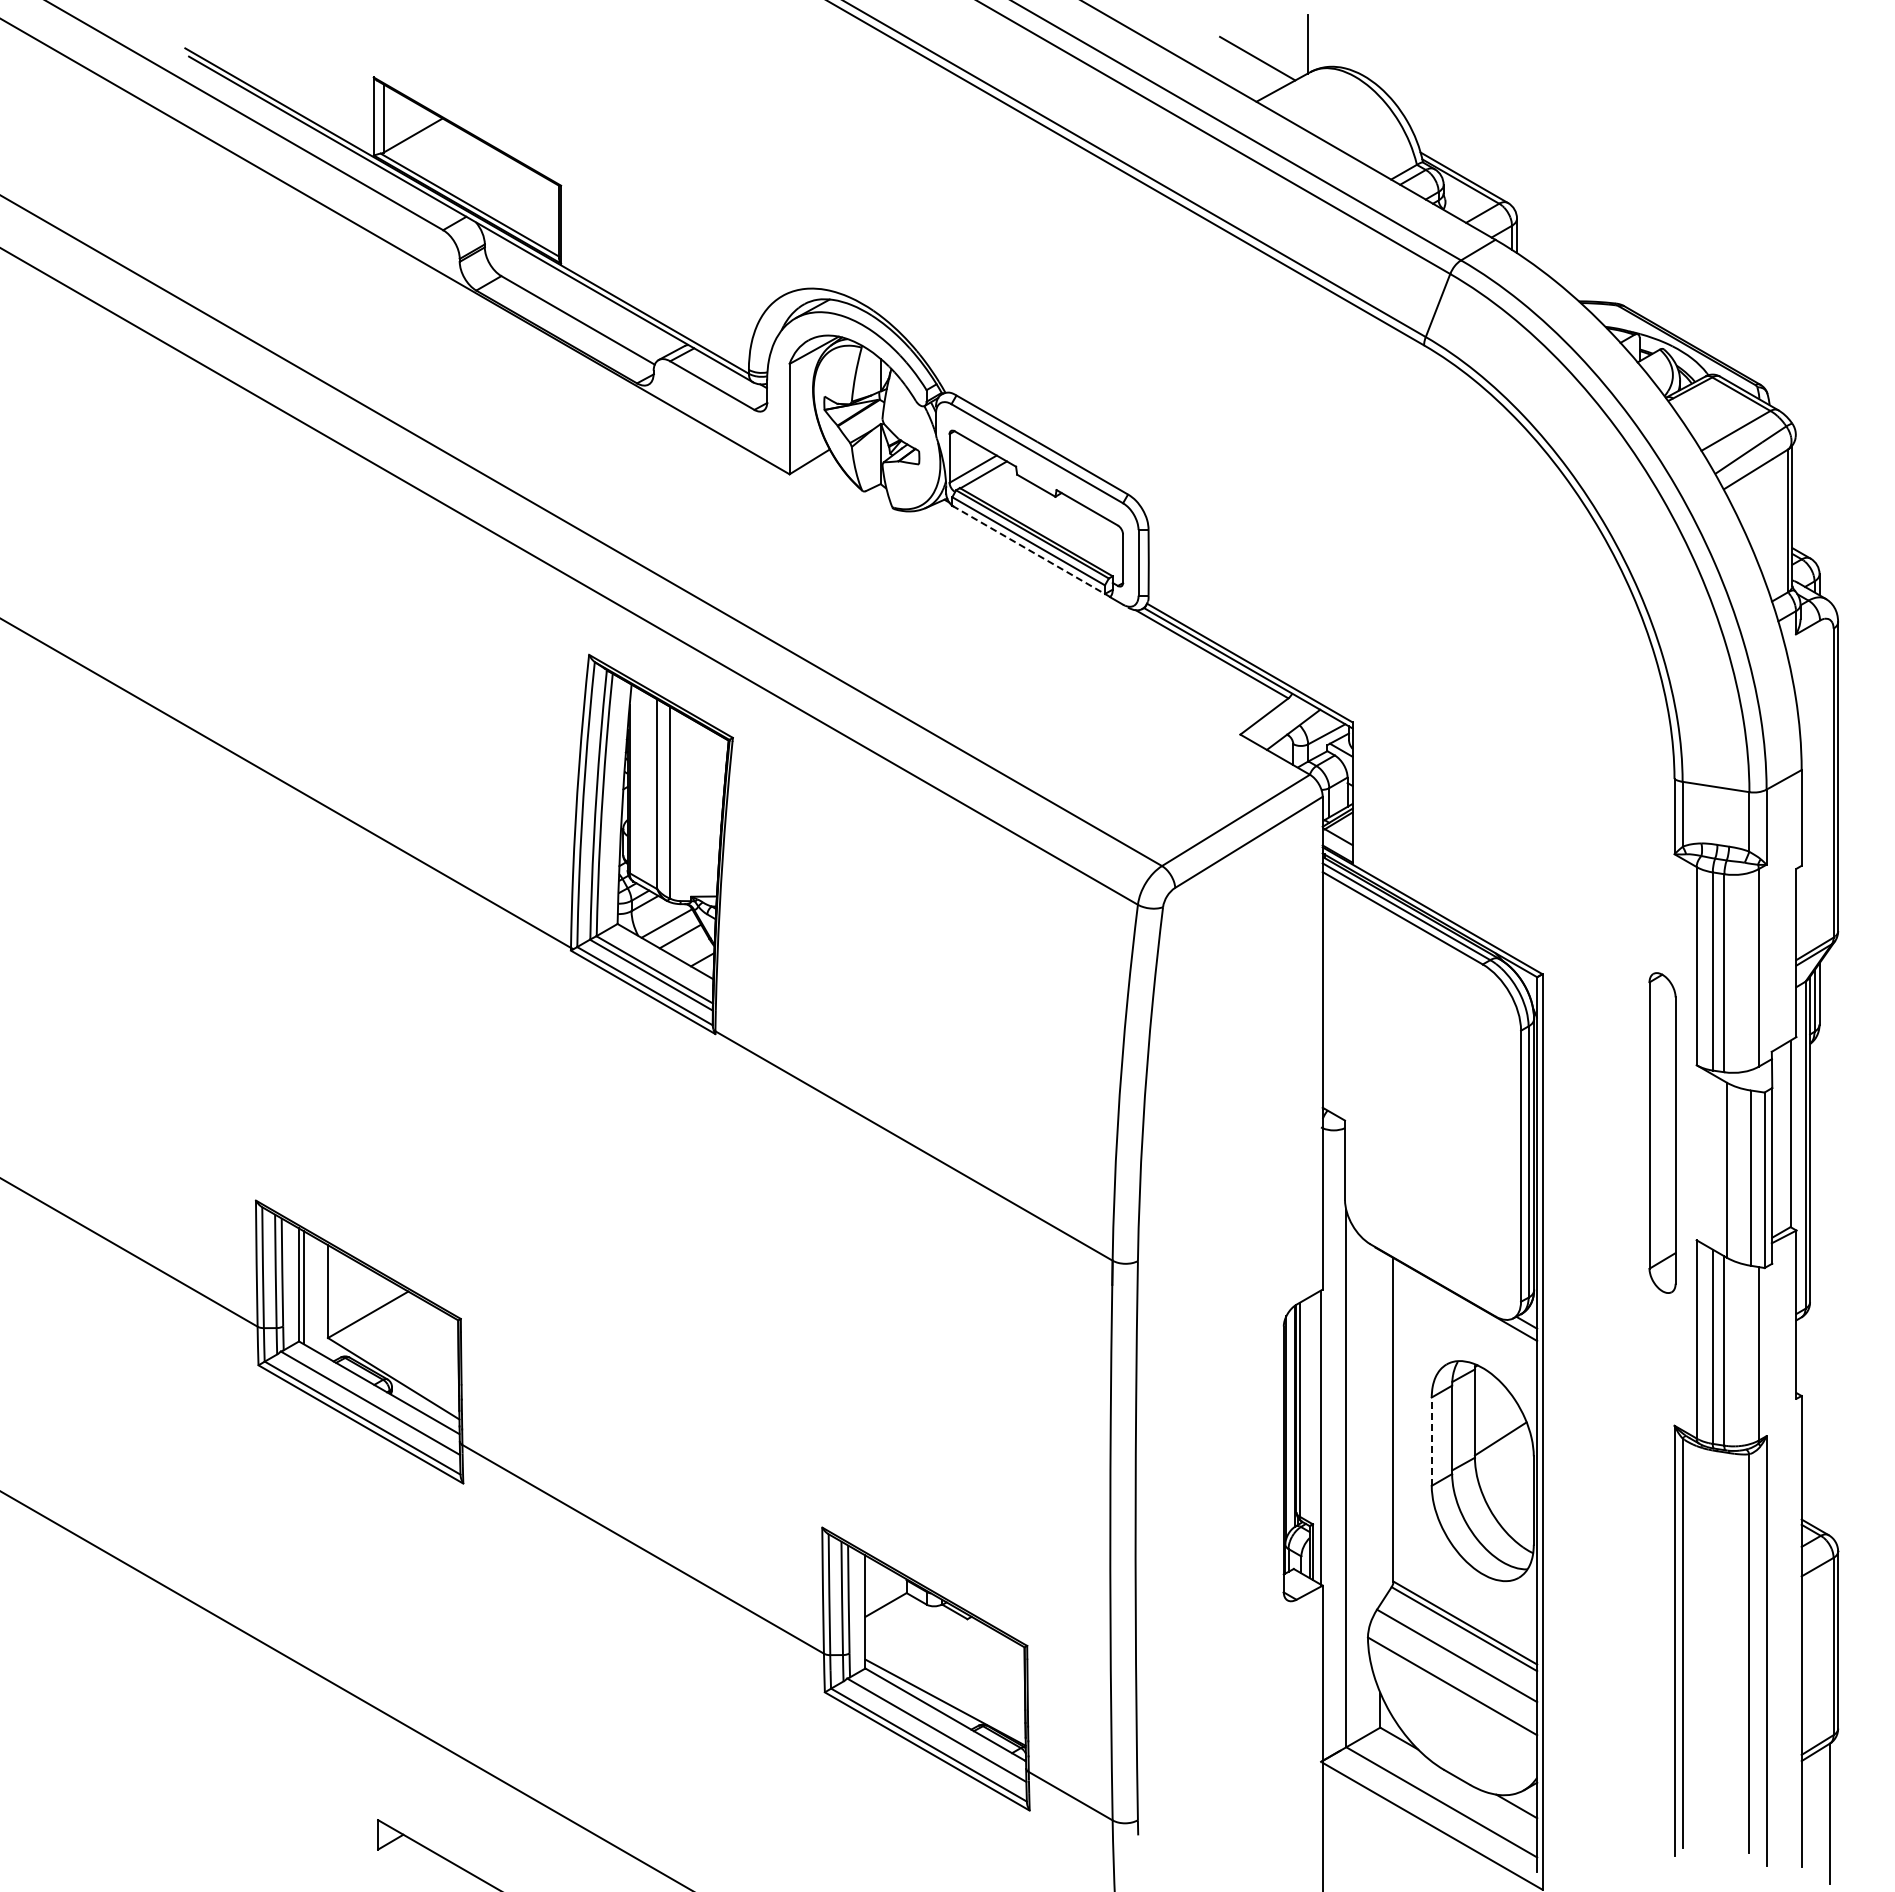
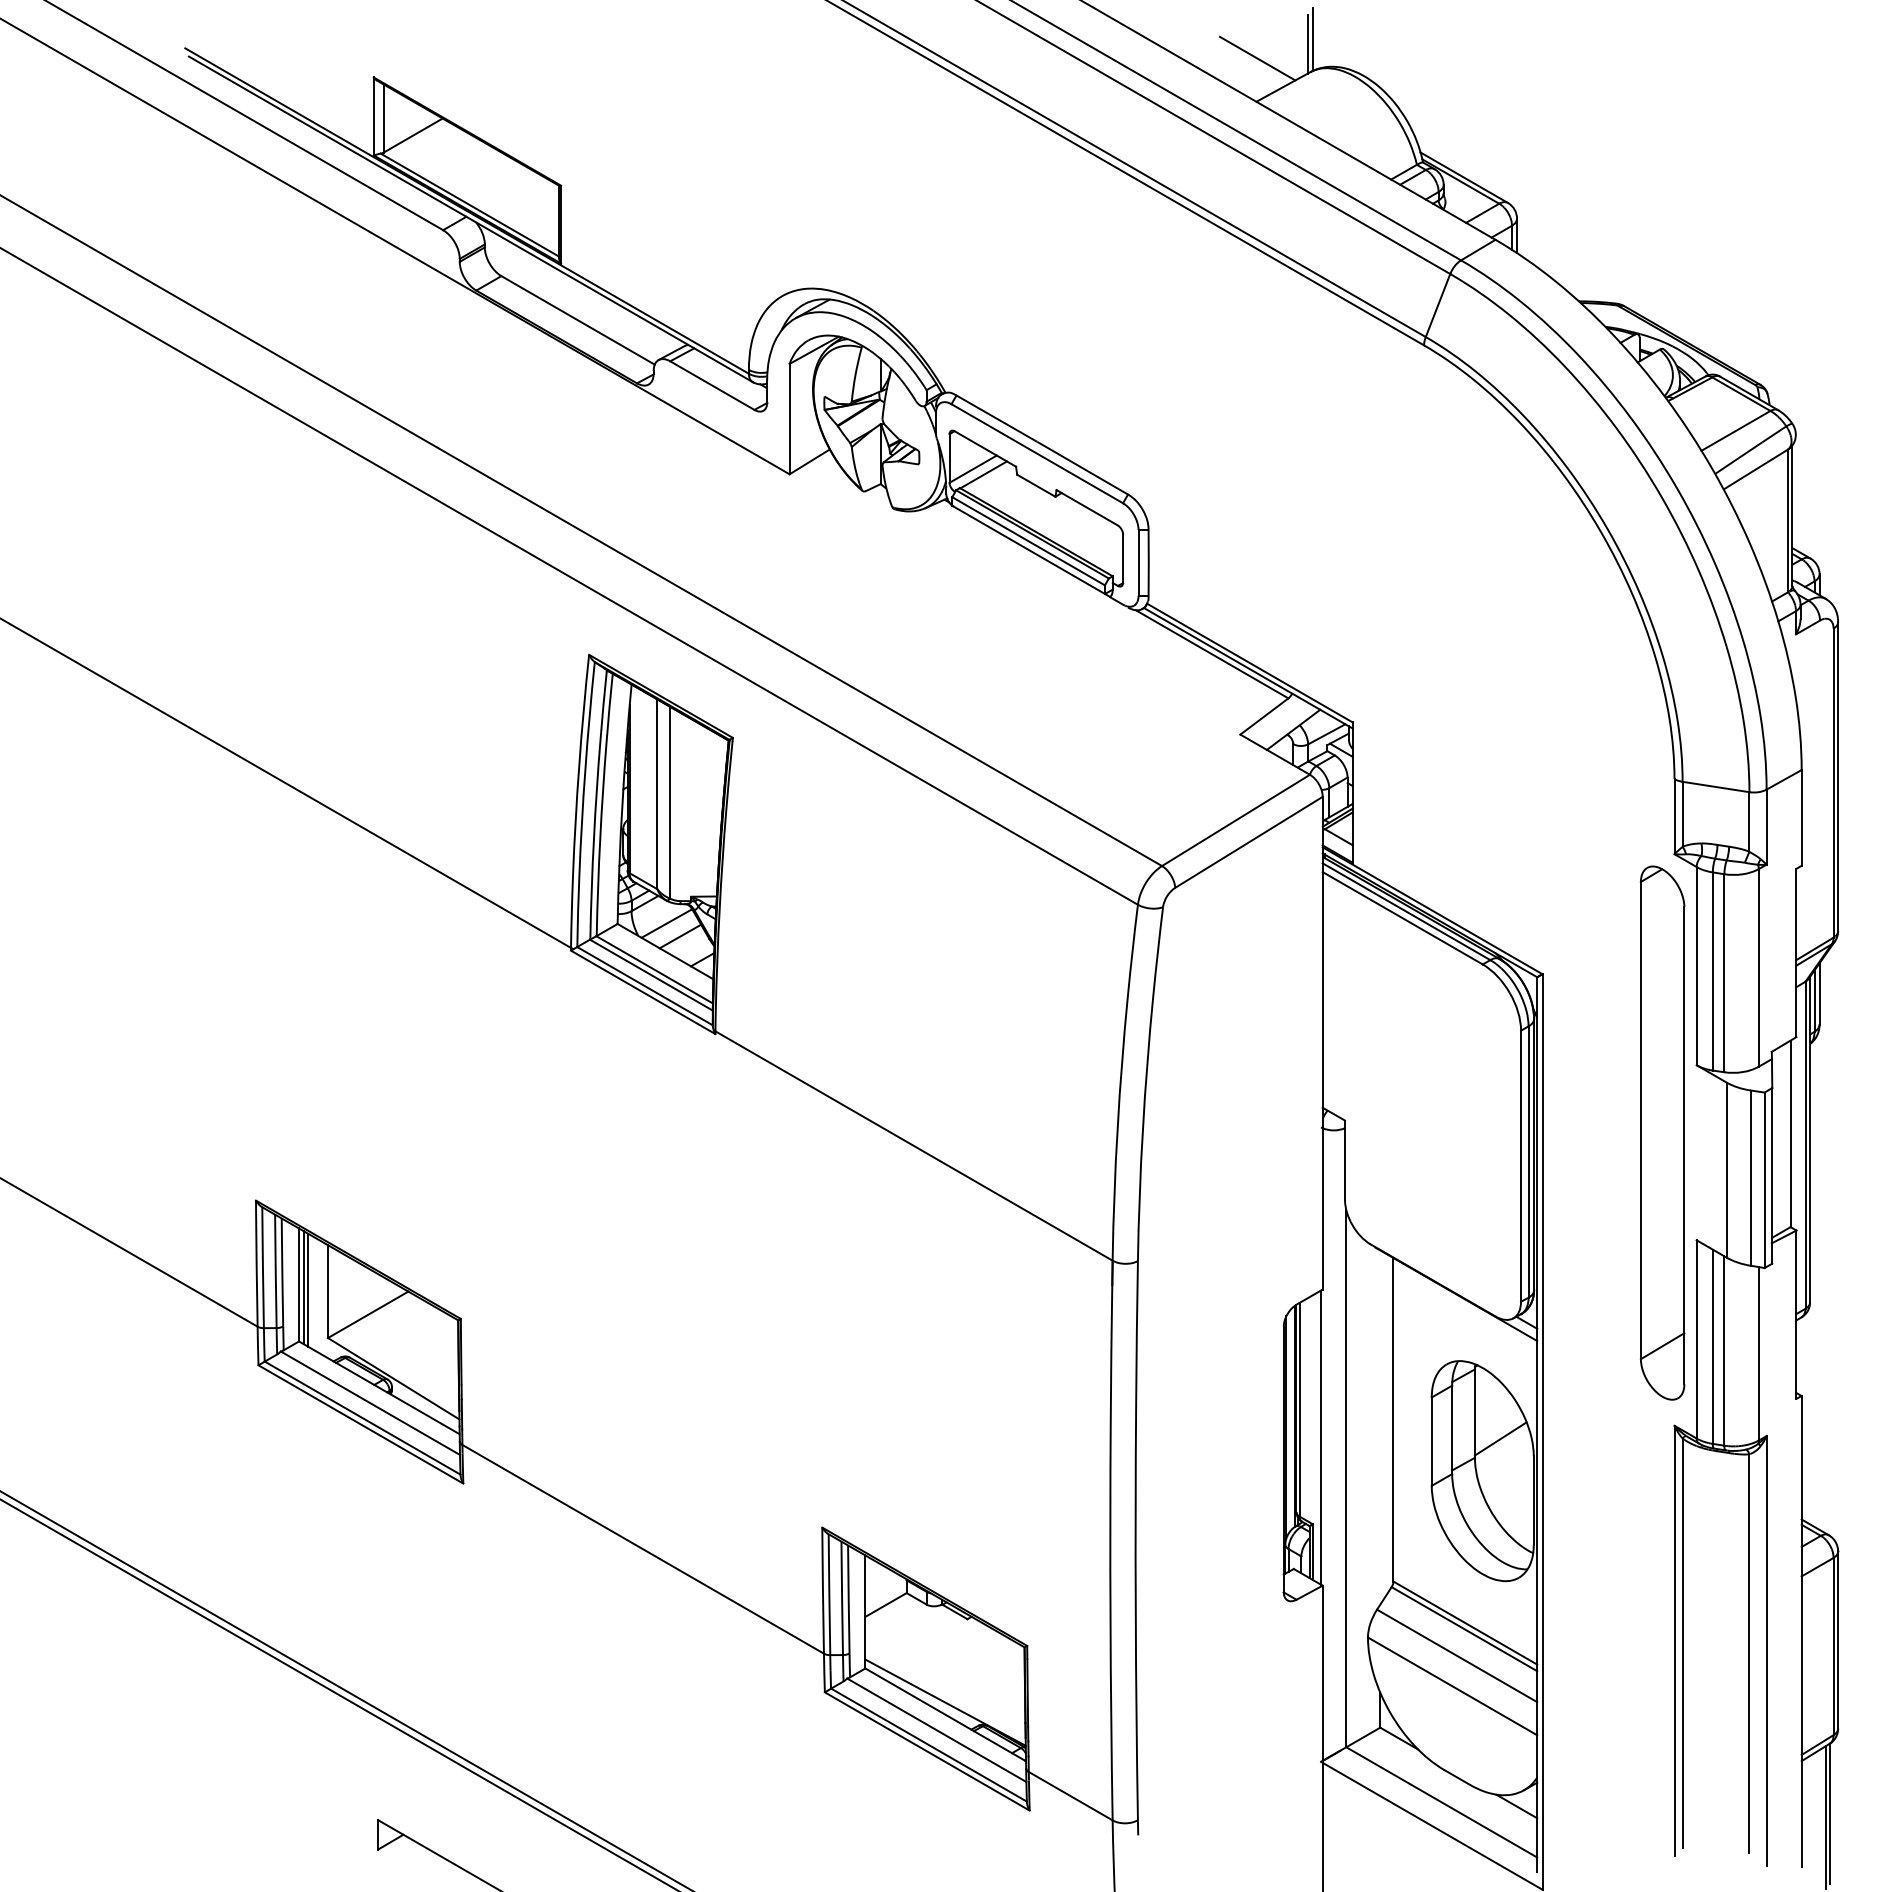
line: none -> present (1313, 39)
line: dashed -> solid (1029, 550)
part size: 29x322 px -> 47x536 px (1662, 1132)
line: none -> present (308, 1289)
line: dashed -> solid (1431, 1441)
line: none -> present (338, 1694)
line: none -> present (1825, 1817)
